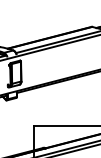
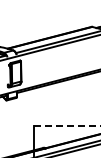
line: solid -> dashed (67, 125)
